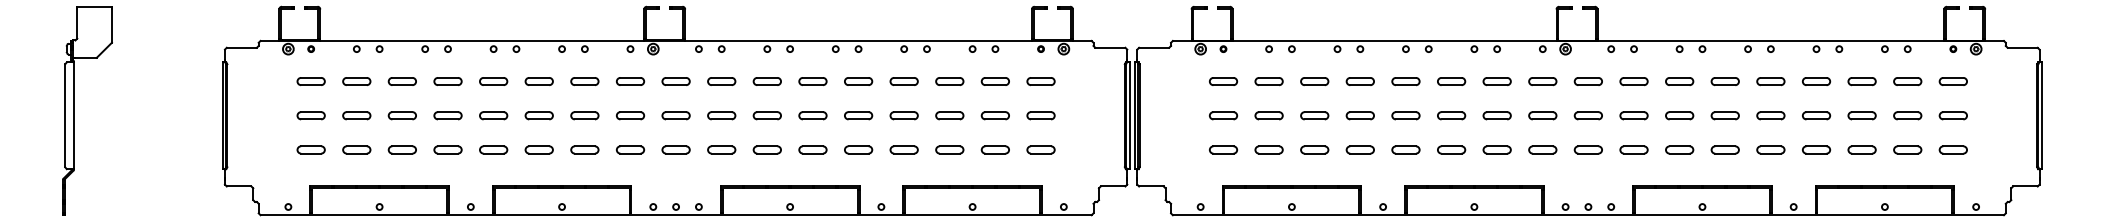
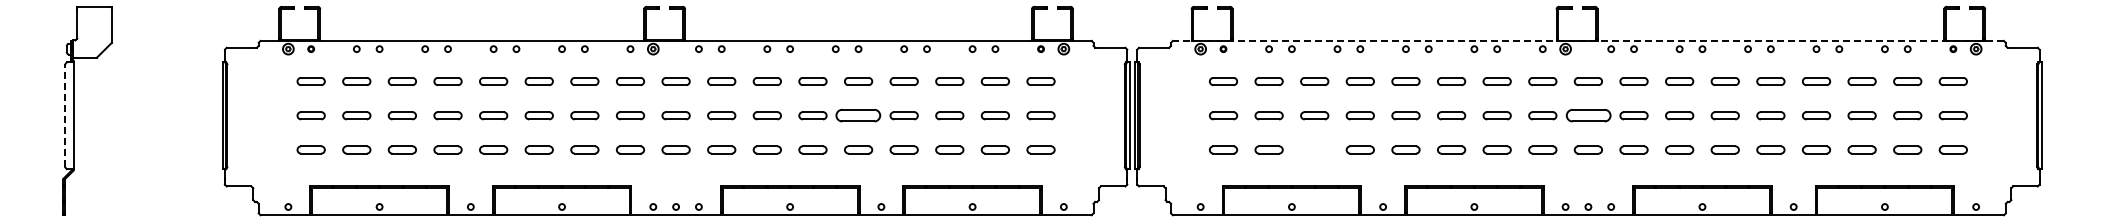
line: solid -> dashed (1588, 40)
line: solid -> dashed (65, 115)
part size: 30x10 px -> 47x15 px (858, 115)
part size: 30x10 px -> 47x14 px (1588, 115)
part: present -> none (1314, 149)
